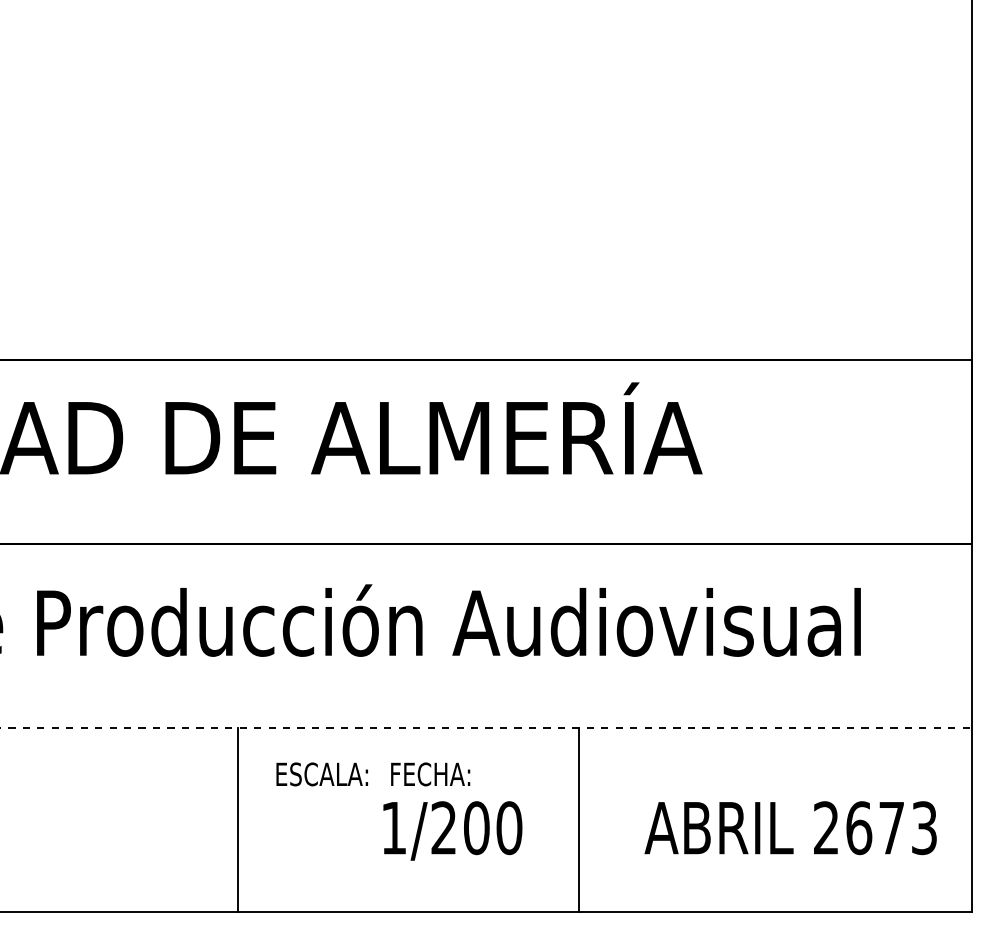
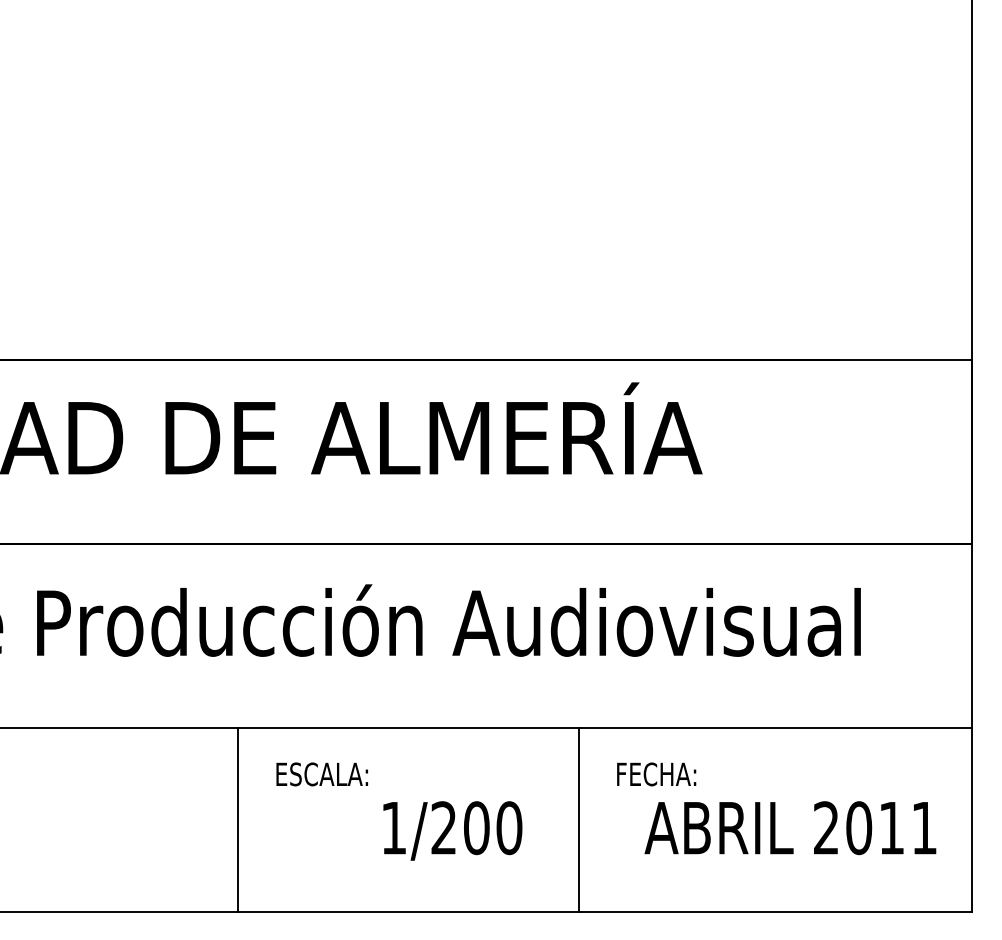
line: dashed -> solid (486, 727)
text position: (430, 774) -> (656, 774) (656, 774)
text: 2673 -> 2011 (891, 828)
